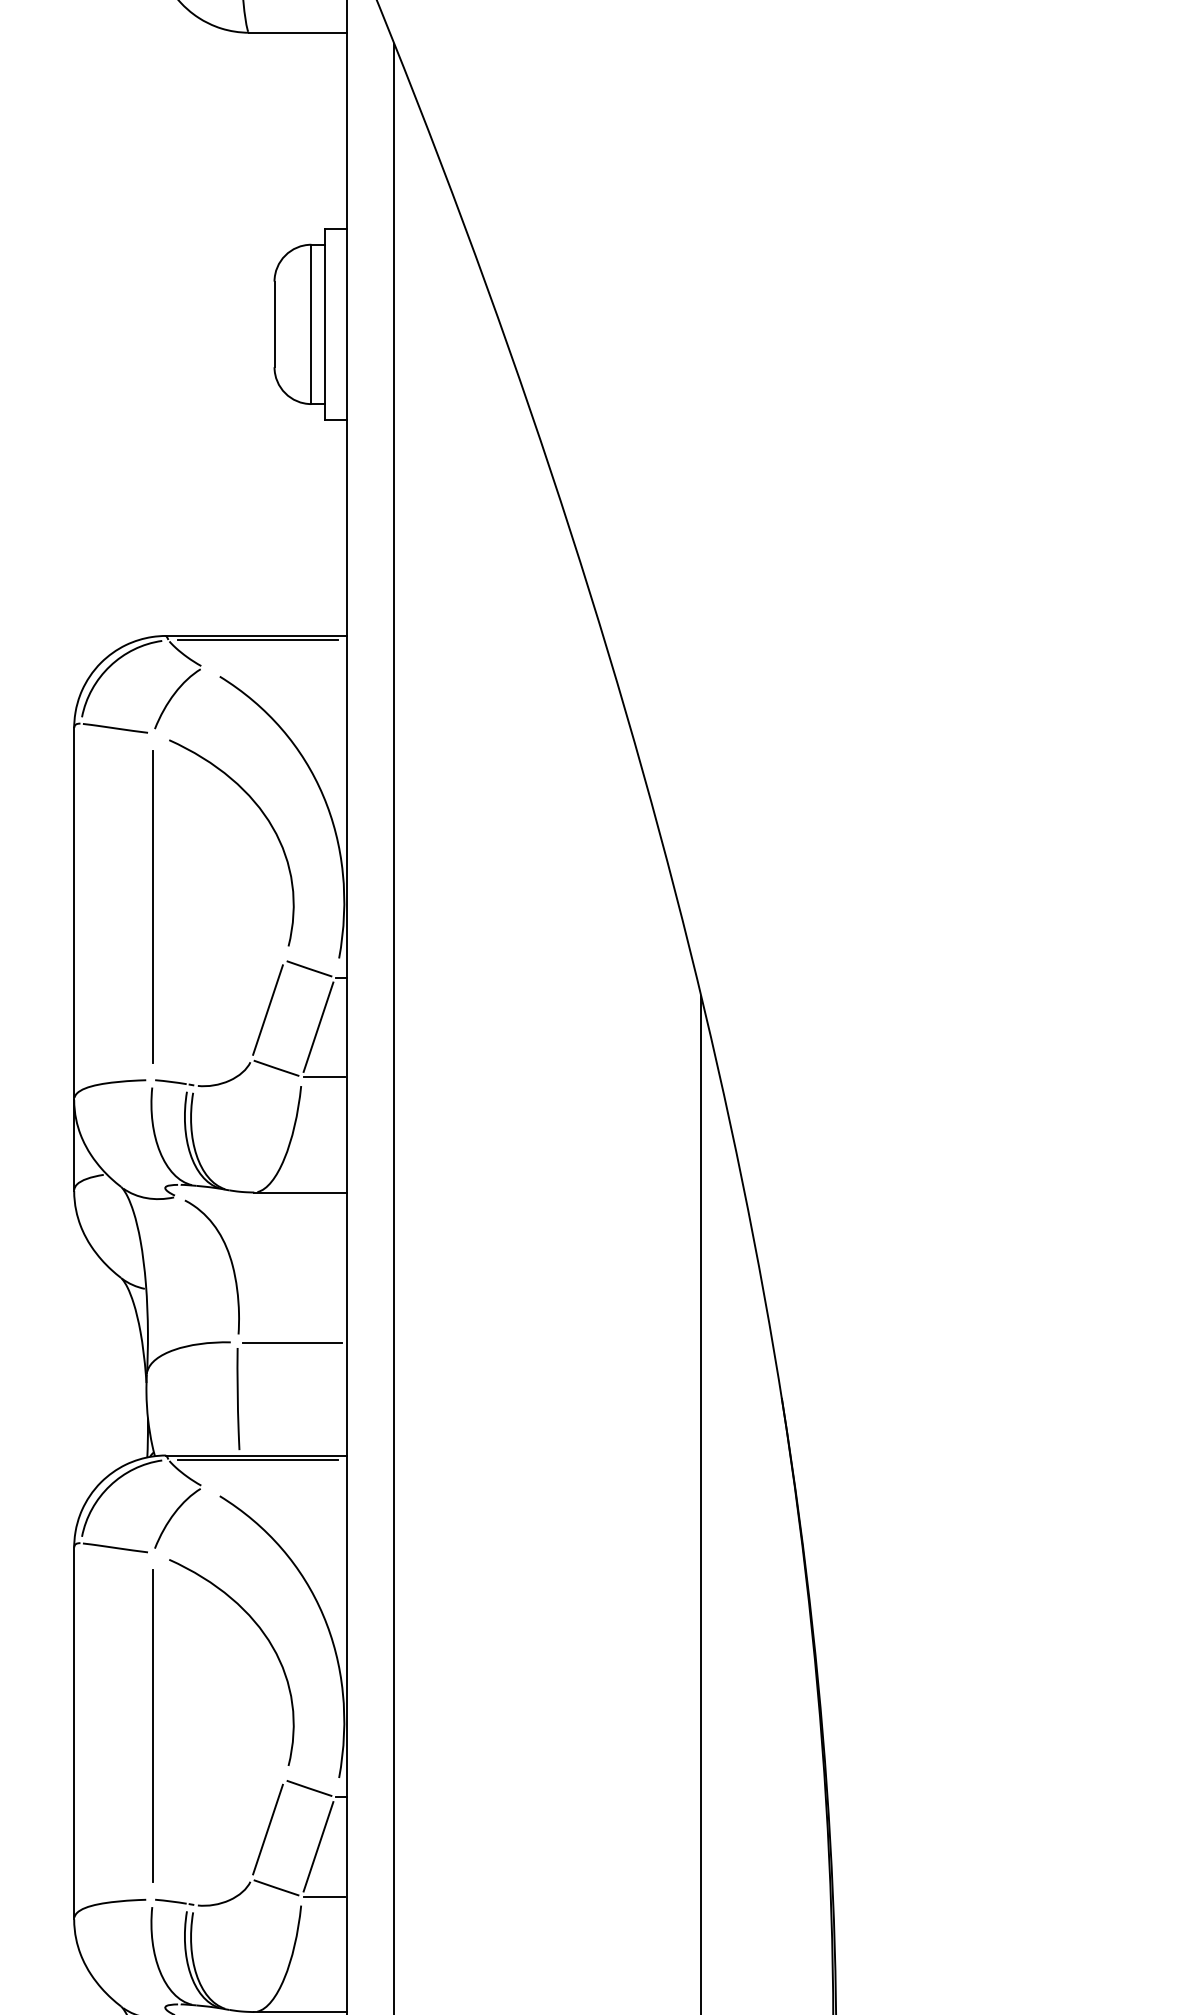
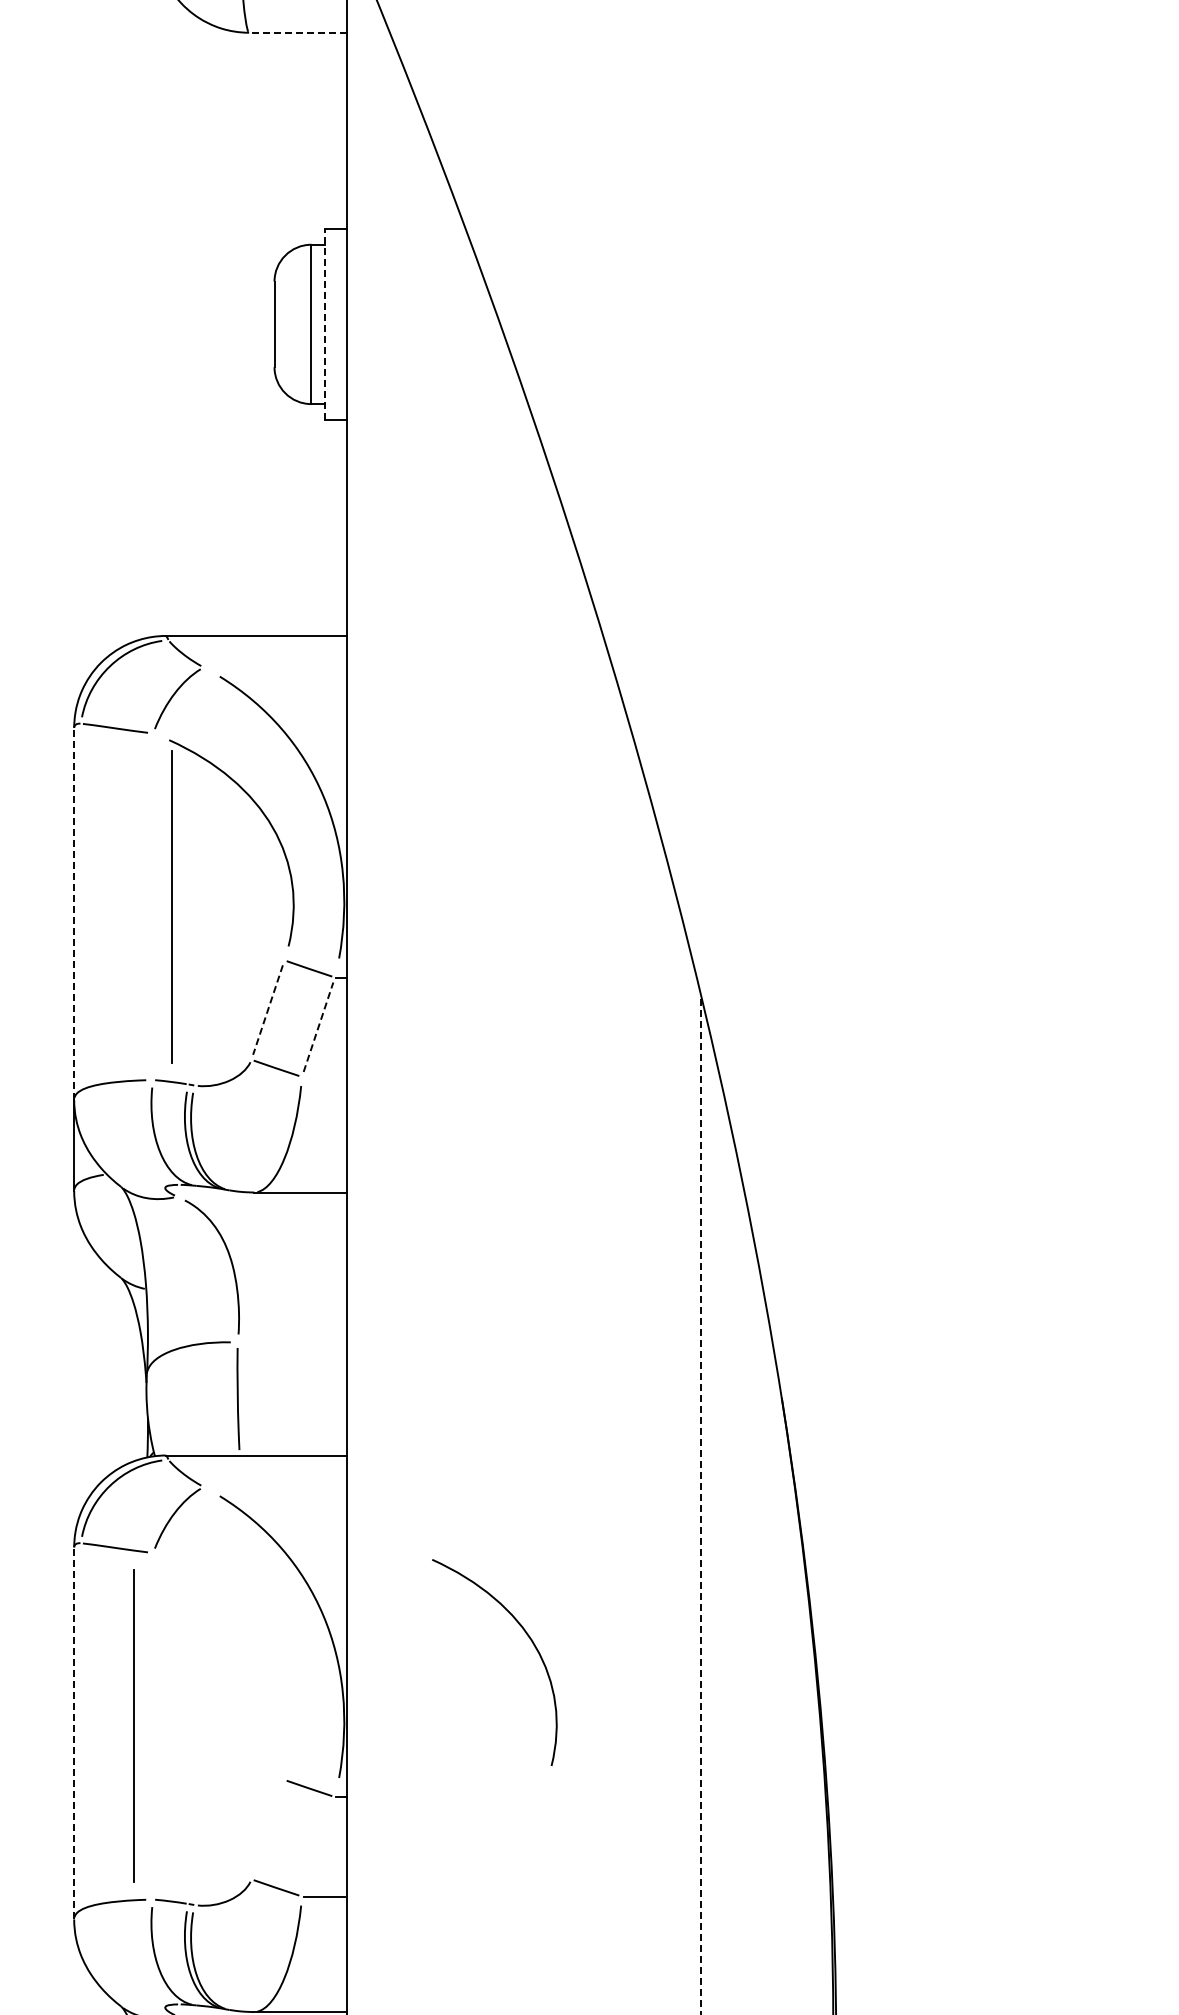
line: solid -> dashed (297, 32)
line: solid -> dashed (324, 324)
line: present -> none (257, 640)
line position: (152, 906) -> (171, 906) (171, 906)
line: solid -> dashed (74, 913)
line: solid -> dashed (267, 1010)
line: solid -> dashed (318, 1026)
line: present -> none (394, 1027)
line: present -> none (324, 1076)
line: present -> none (292, 1342)
line: present -> none (257, 1459)
line: solid -> dashed (701, 1504)
curve position: (264, 1636) -> (527, 1636) (527, 1636)
line position: (152, 1725) -> (133, 1725) (133, 1725)
line: solid -> dashed (74, 1733)
line: present -> none (267, 1829)
line: present -> none (318, 1846)
